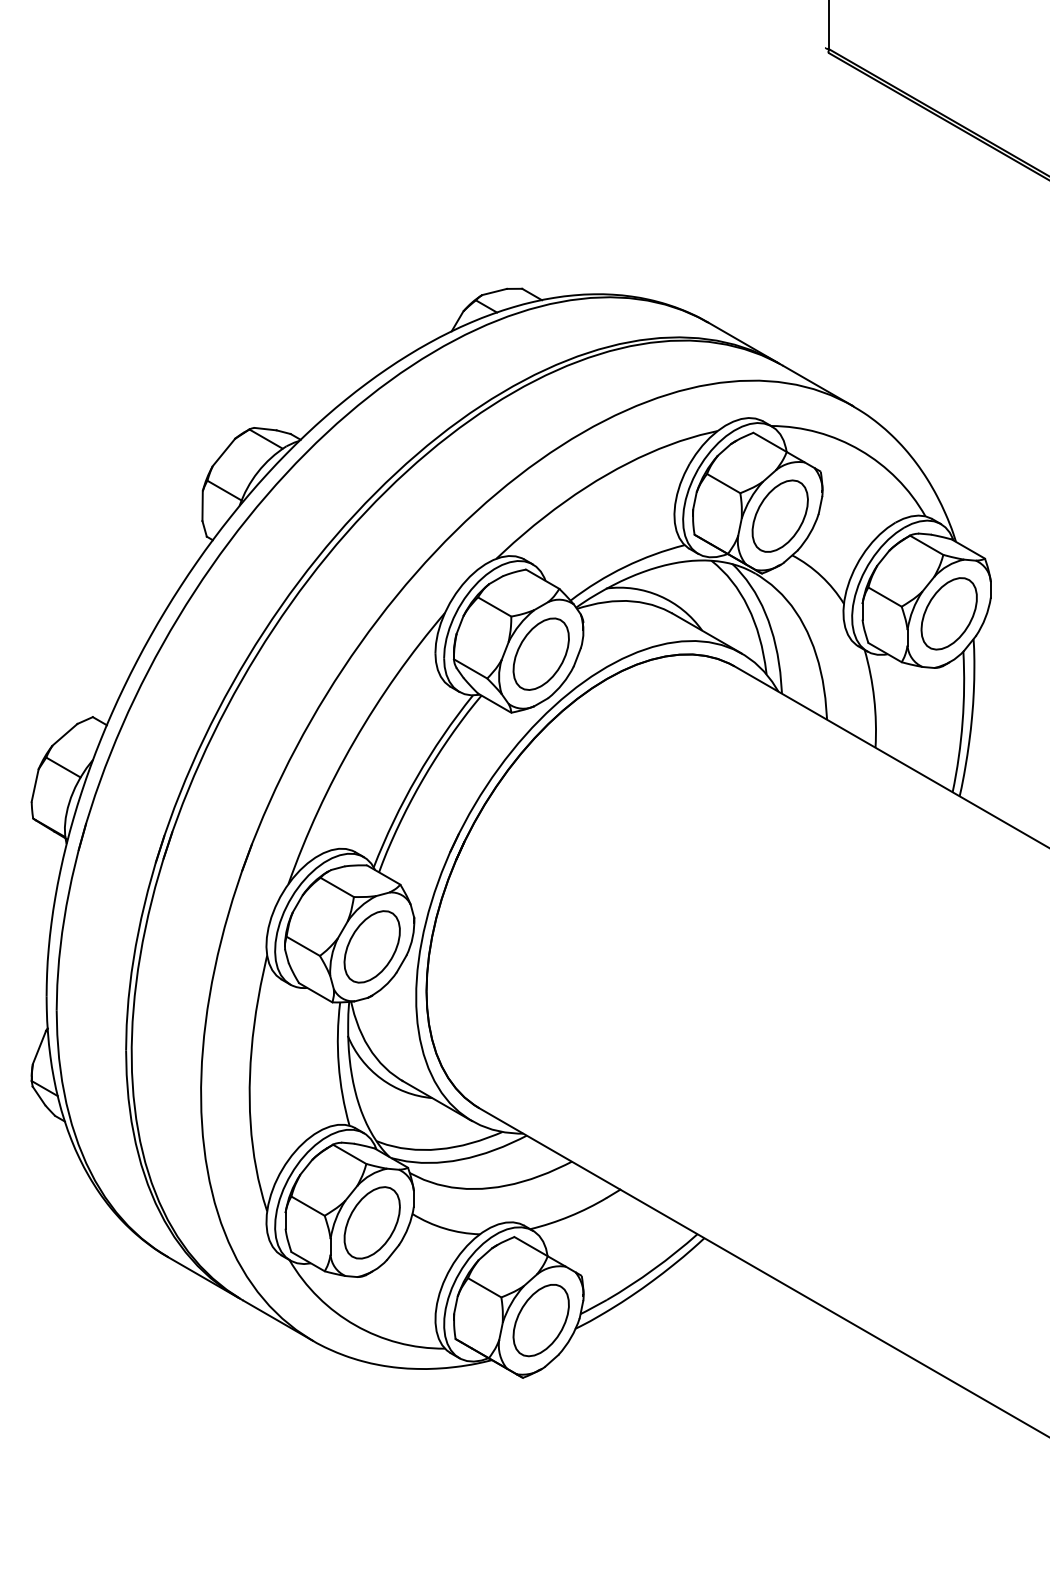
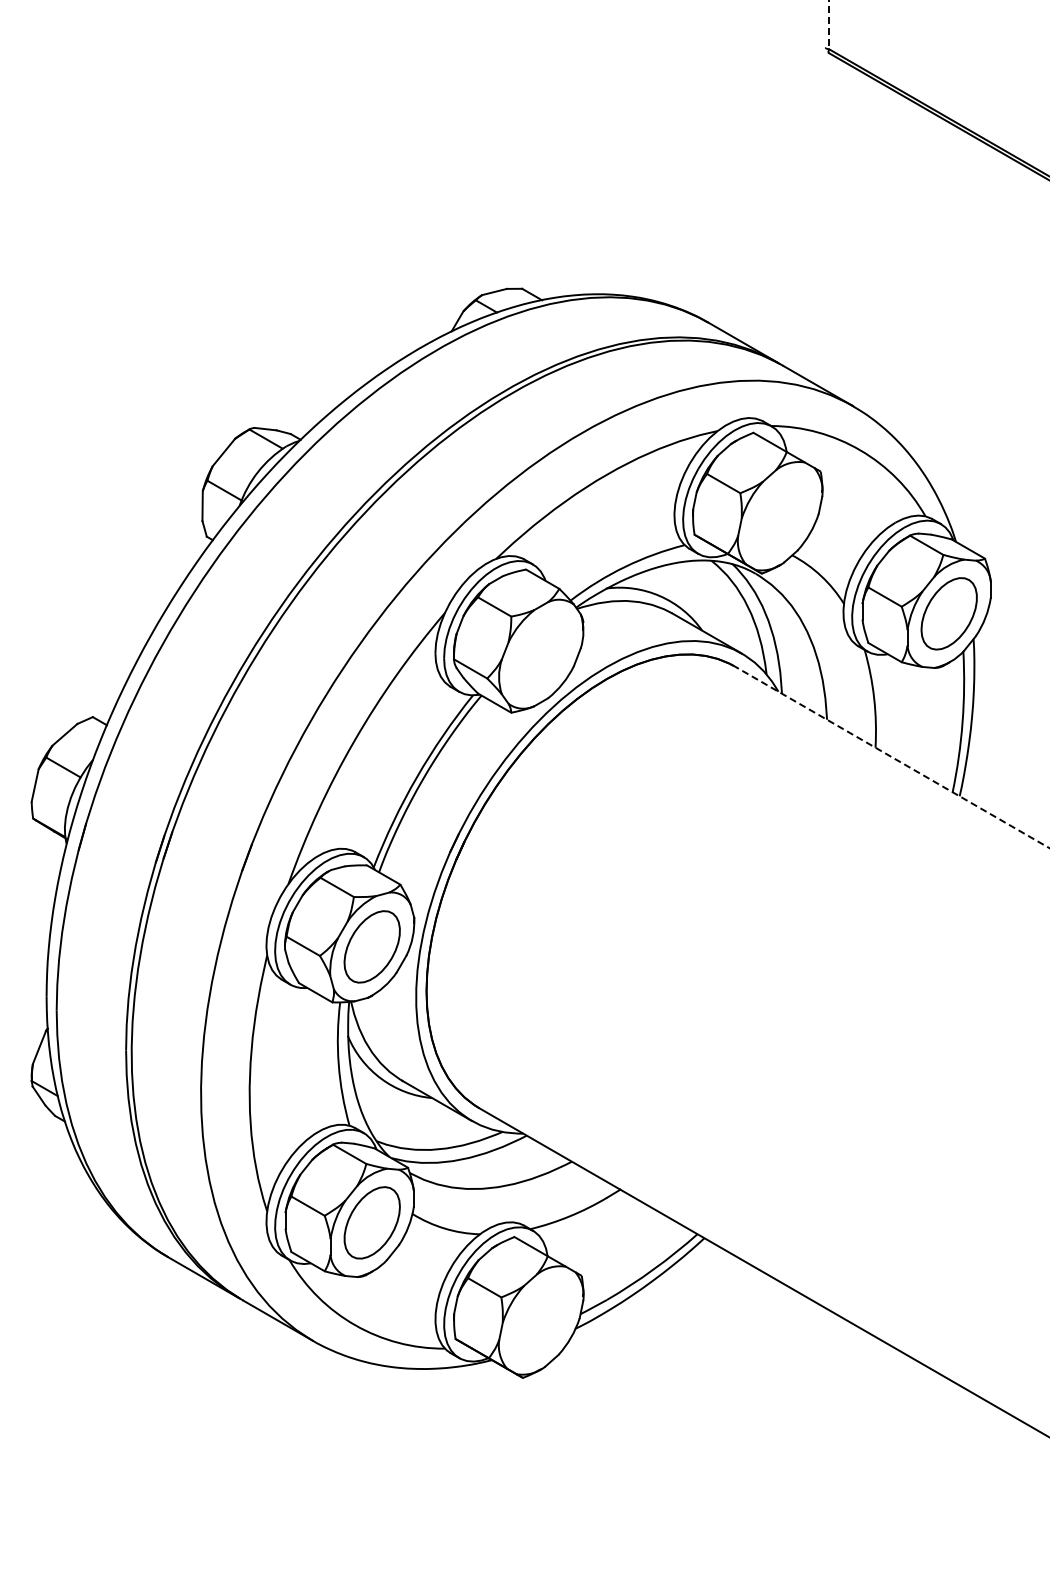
line: solid -> dashed (829, 25)
part: present -> none (779, 515)
part: present -> none (540, 653)
line: solid -> dashed (892, 757)
part: present -> none (540, 1320)
